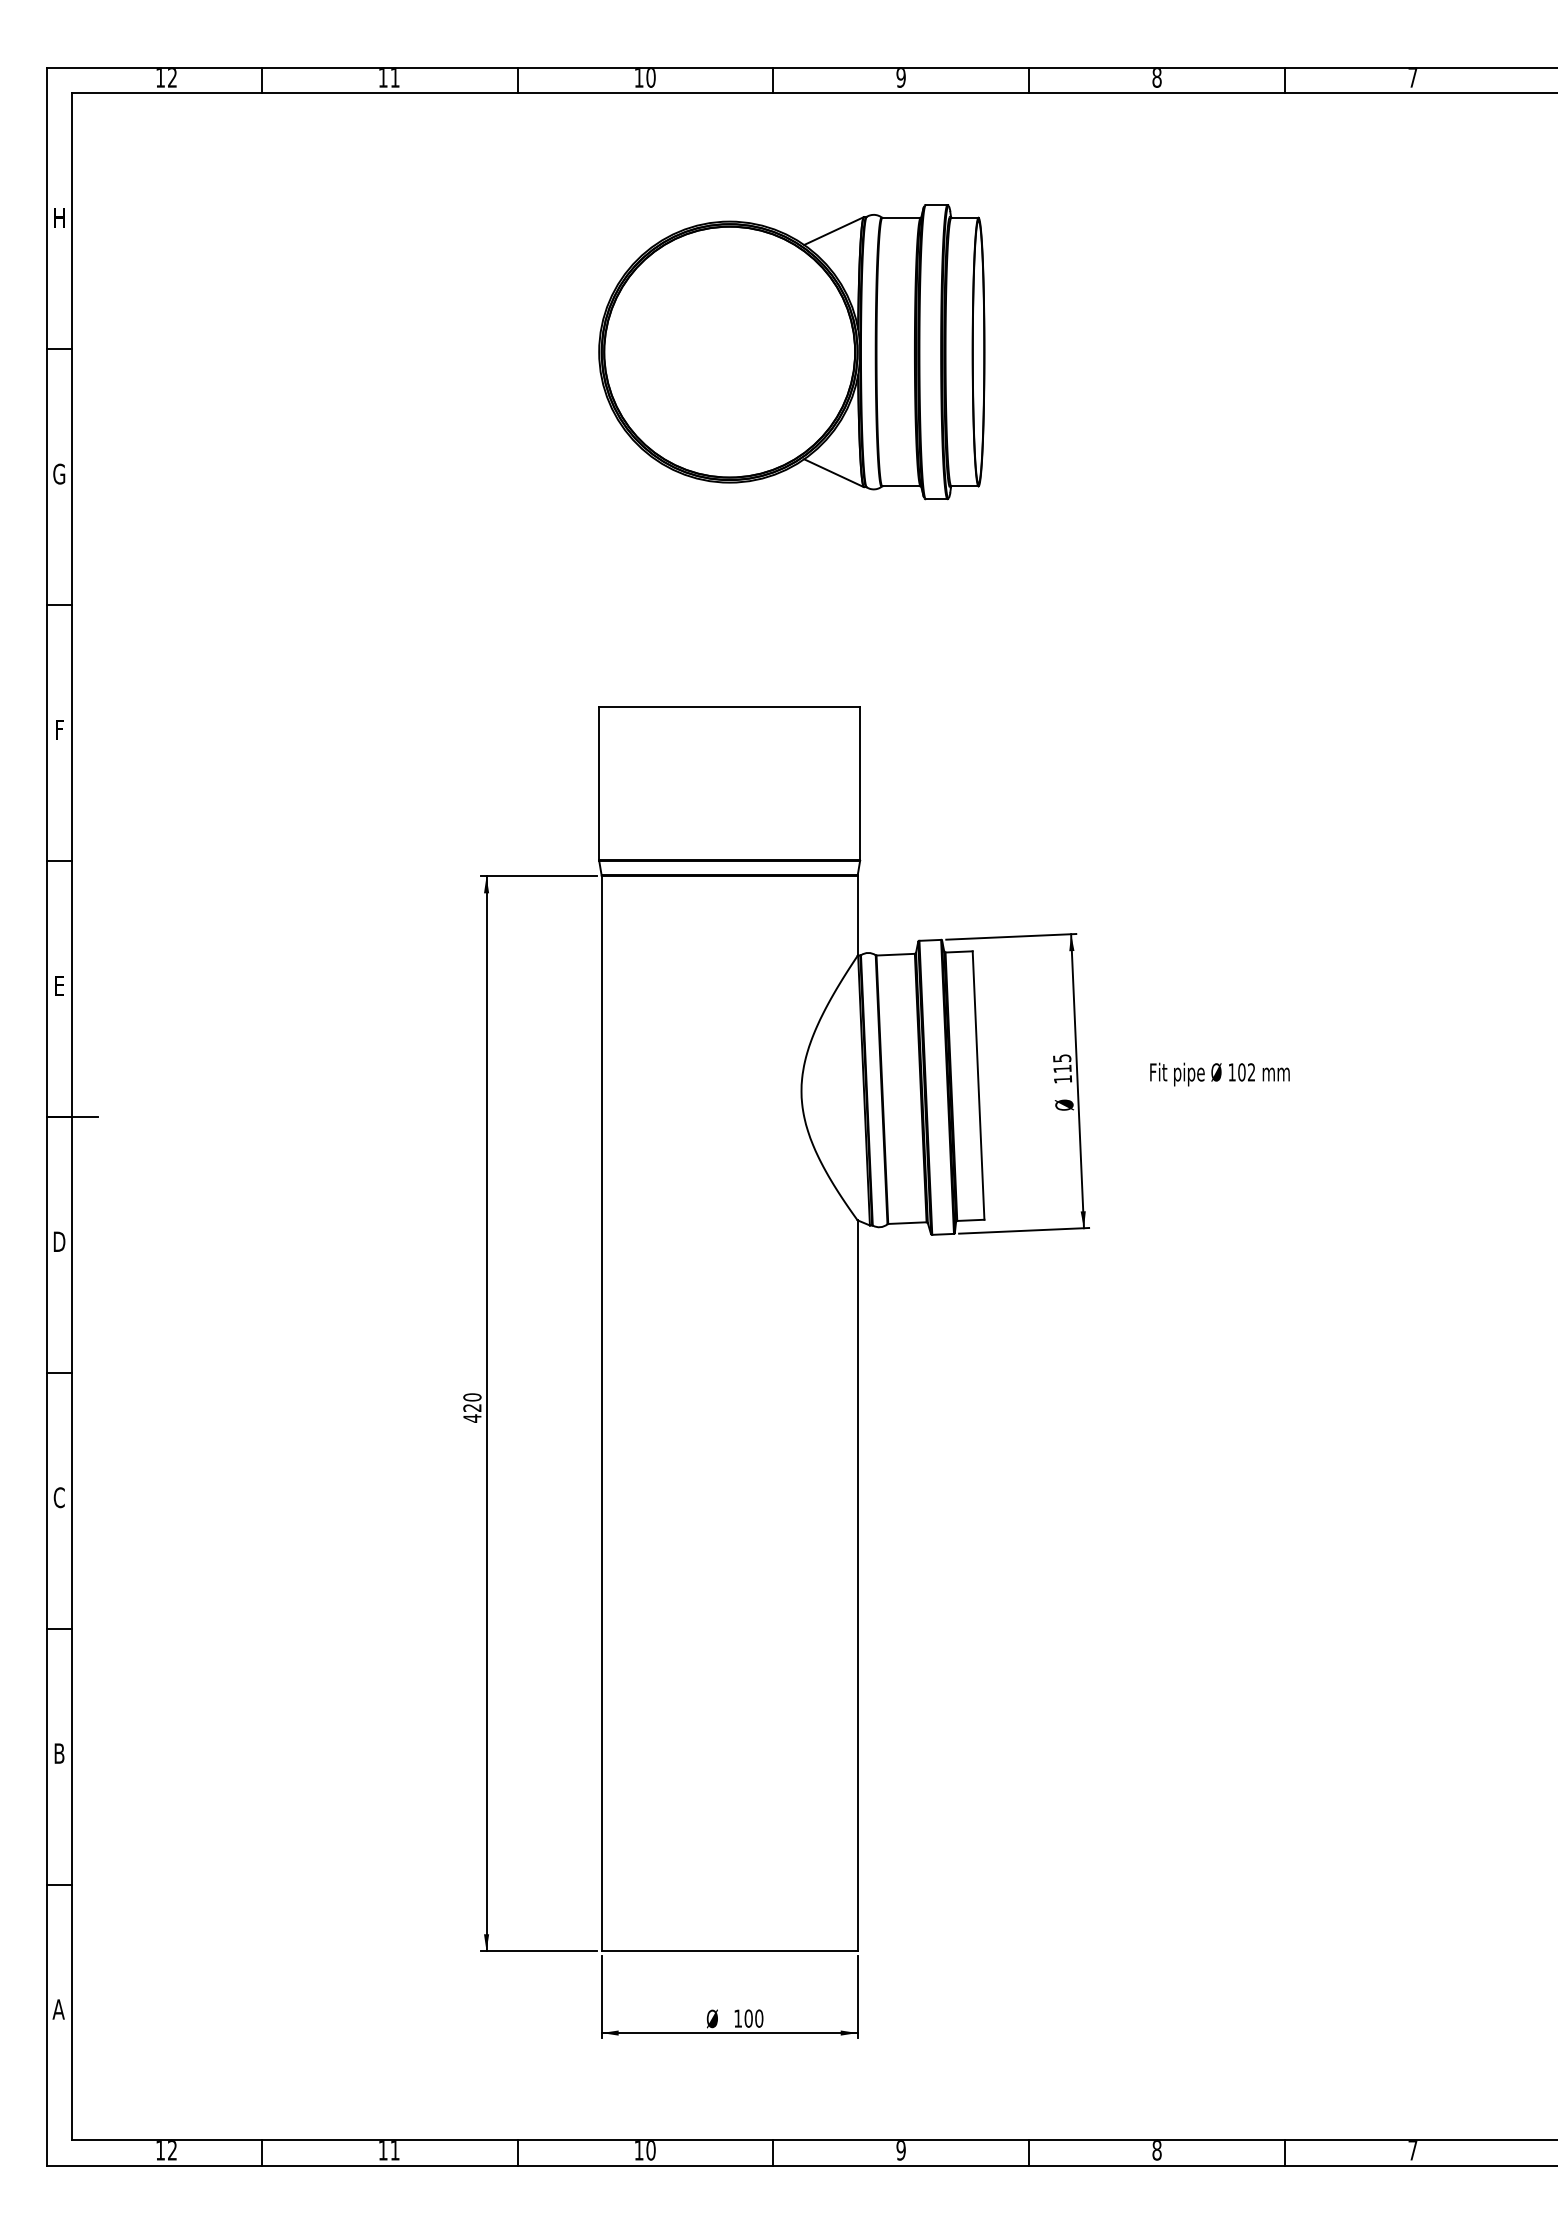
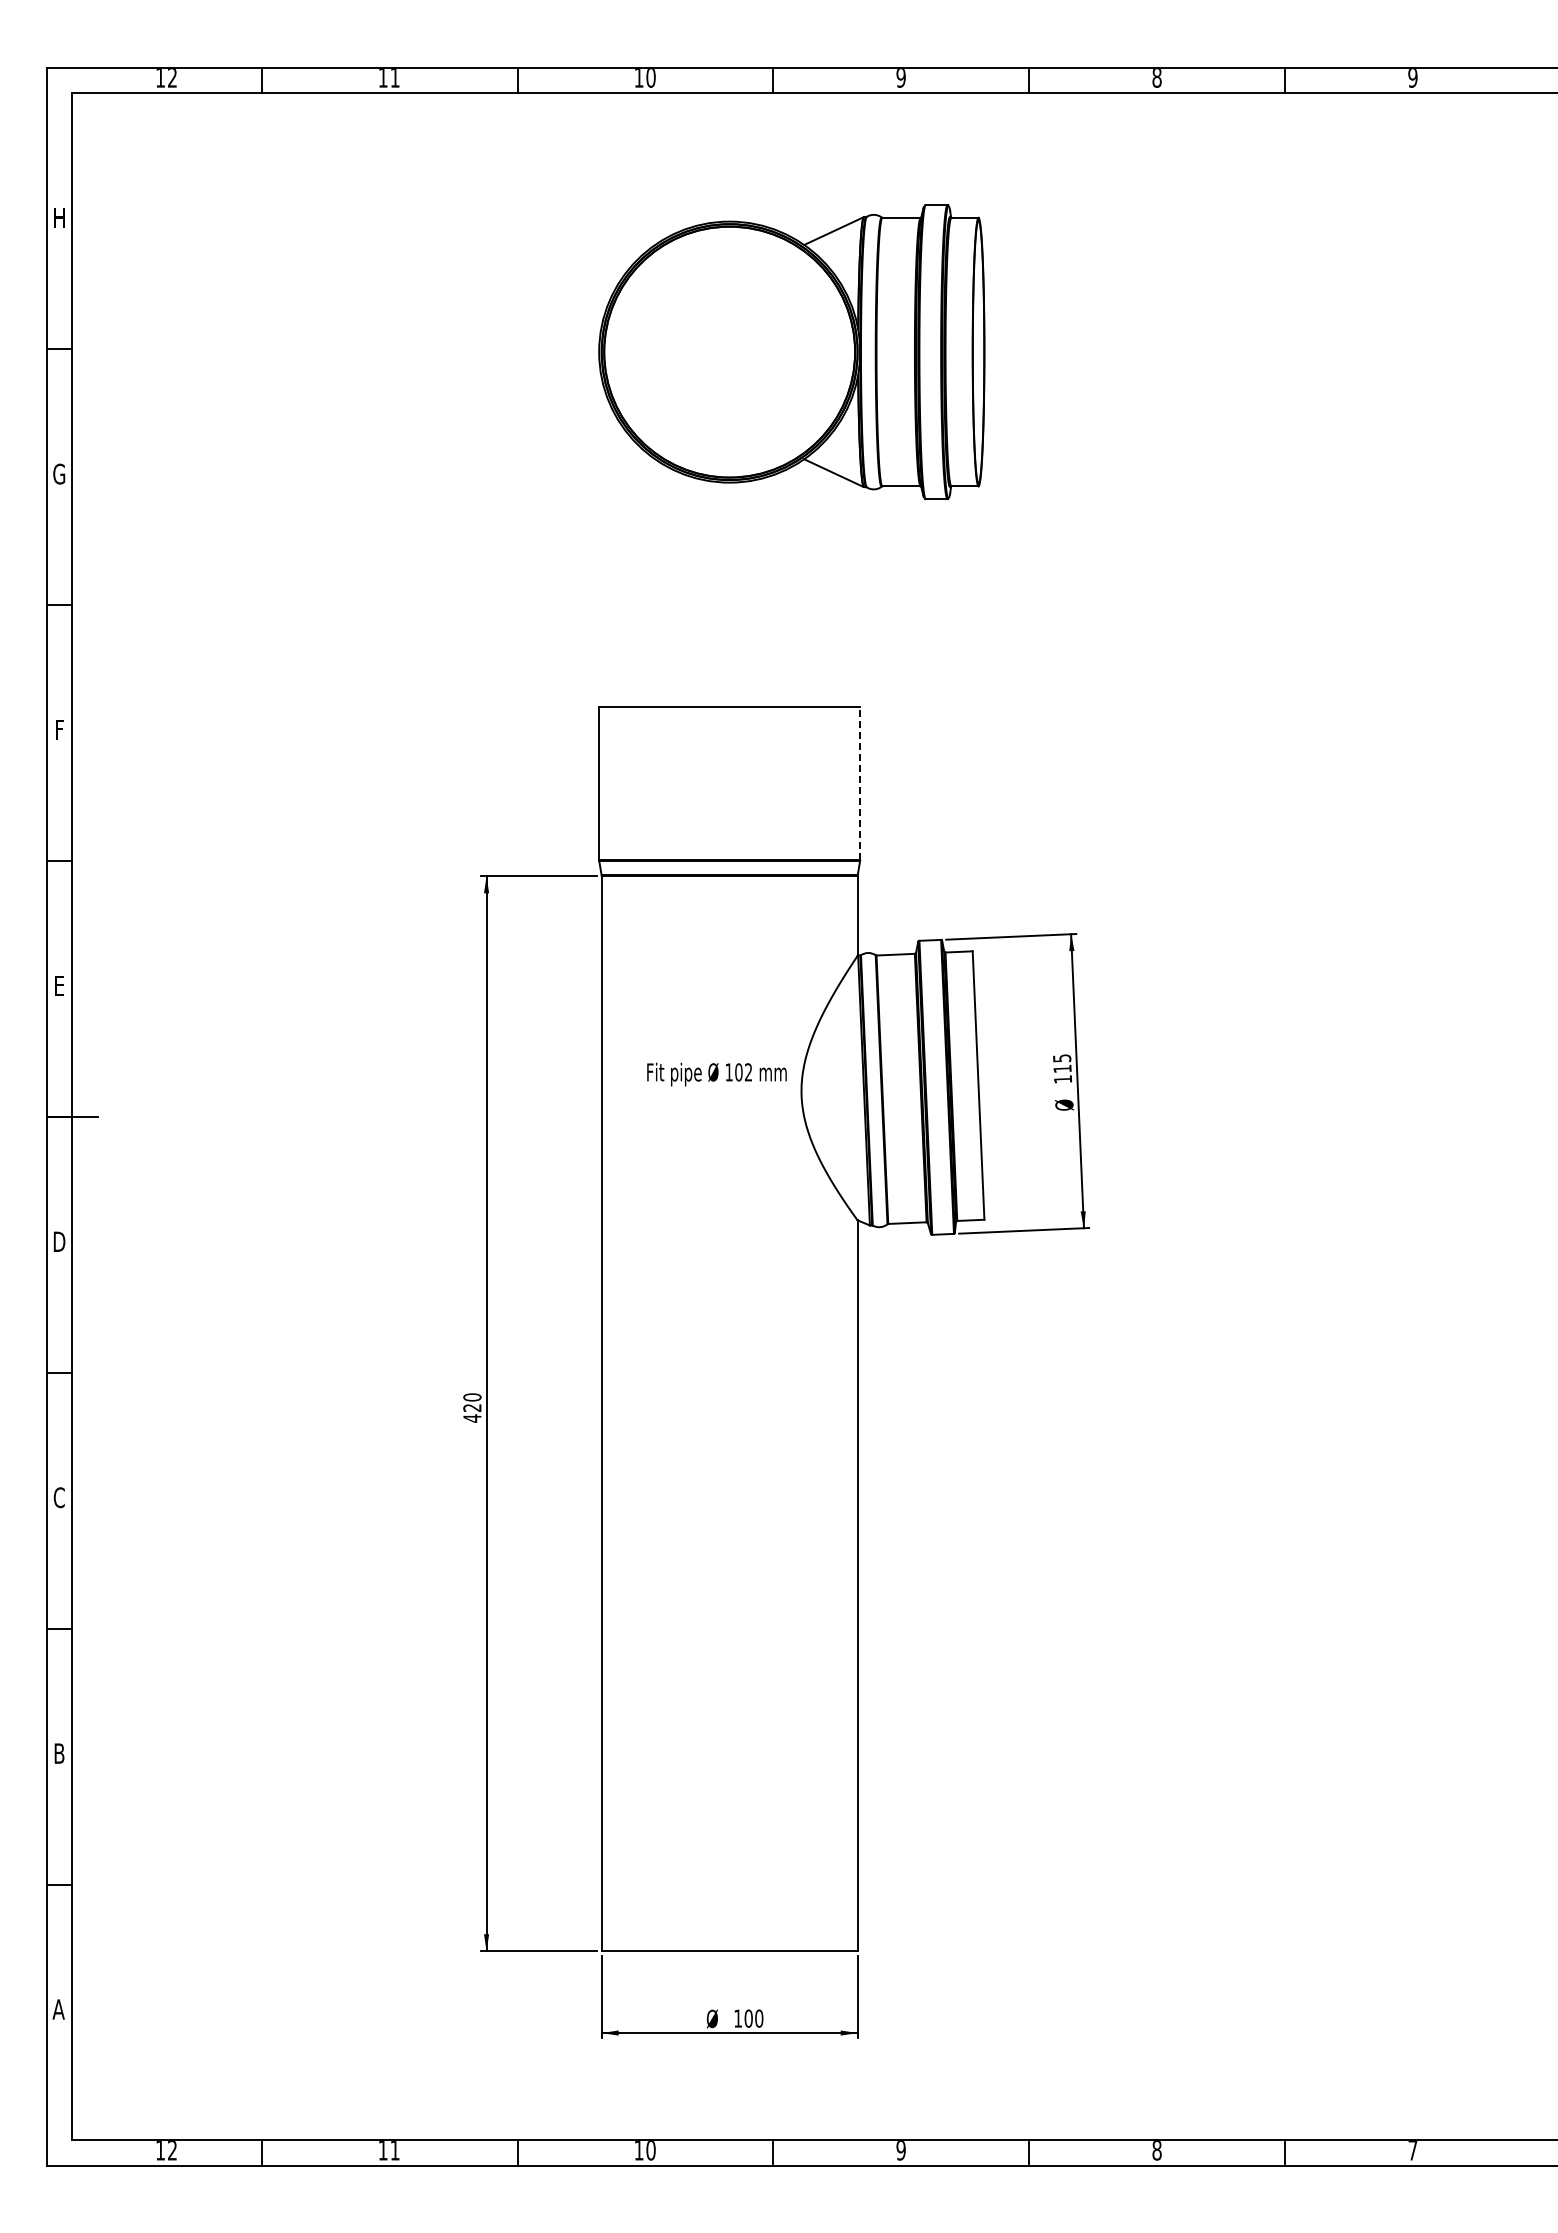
text: 7 -> 9 (1412, 78)
line: solid -> dashed (860, 783)
text position: (1219, 1074) -> (716, 1074) (716, 1074)
